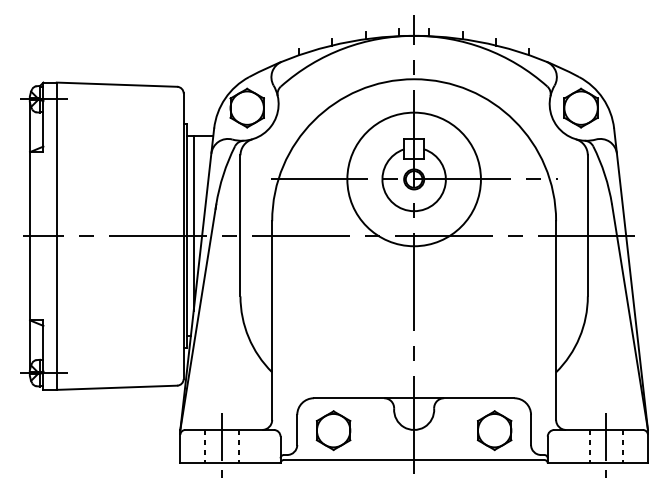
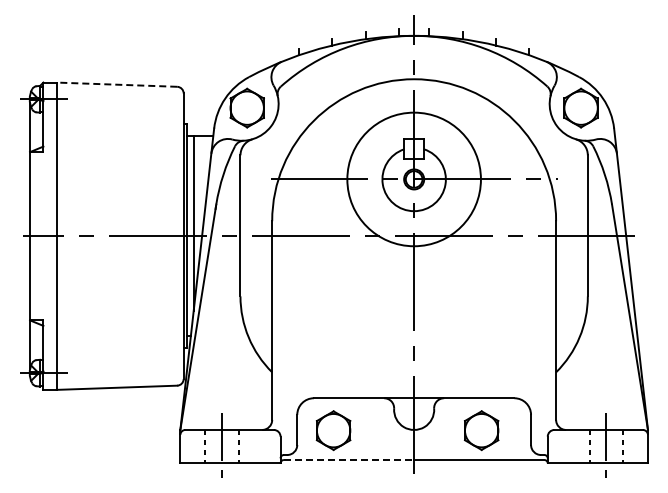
line: solid -> dashed (116, 84)
part position: (494, 430) -> (481, 430) (481, 430)
line: solid -> dashed (349, 460)
